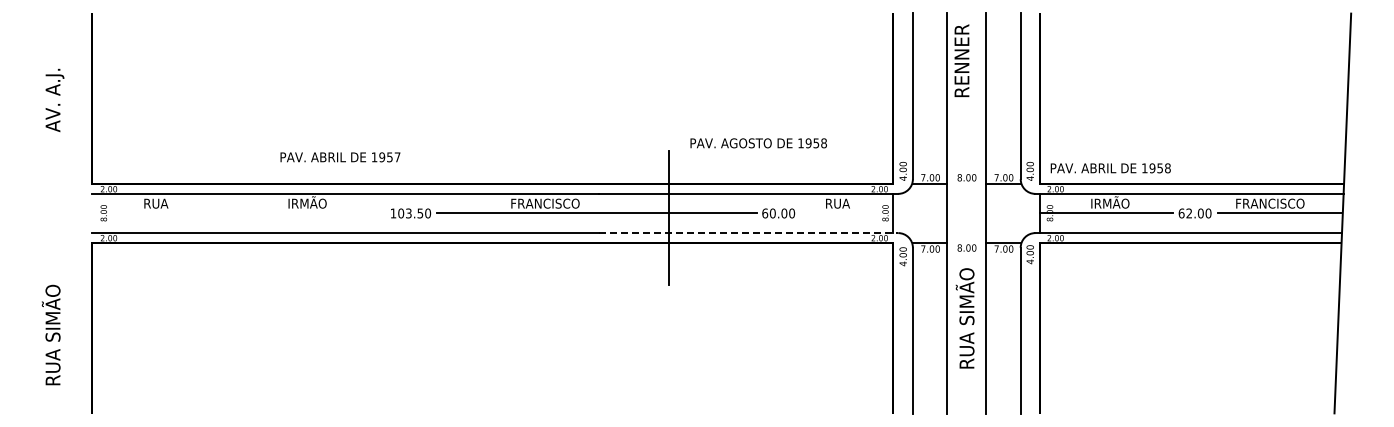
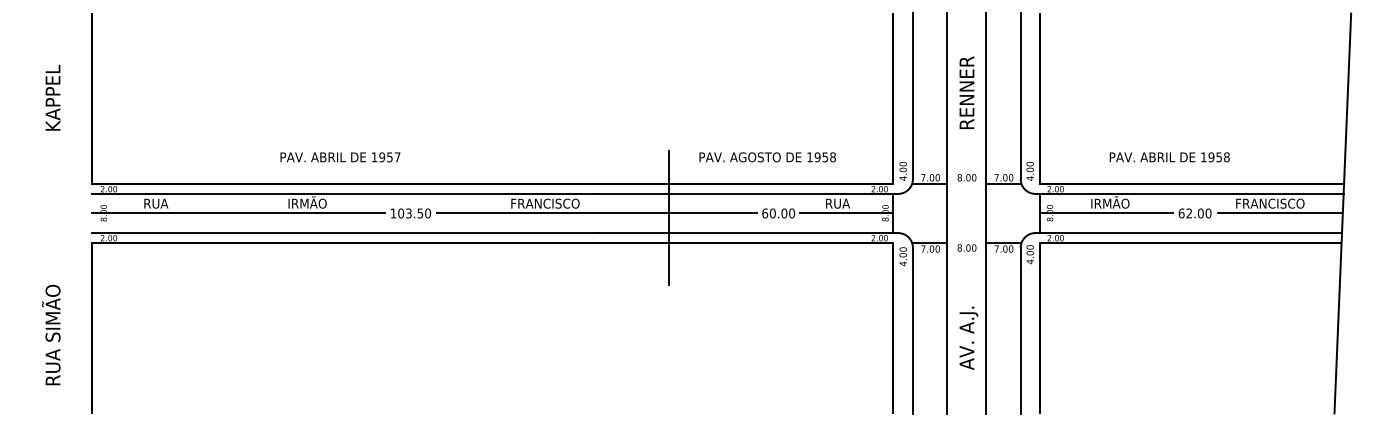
text position: (961, 60) -> (966, 92) (966, 92)
text: AV. A.J. -> KAPPEL (54, 98)
text position: (758, 143) -> (767, 157) (767, 157)
text position: (1110, 168) -> (1169, 157) (1169, 157)
line: none -> present (238, 213)
line: none -> present (846, 213)
line: dashed -> solid (749, 233)
text: RUA SIMÃO -> AV. A.J. (966, 318)
